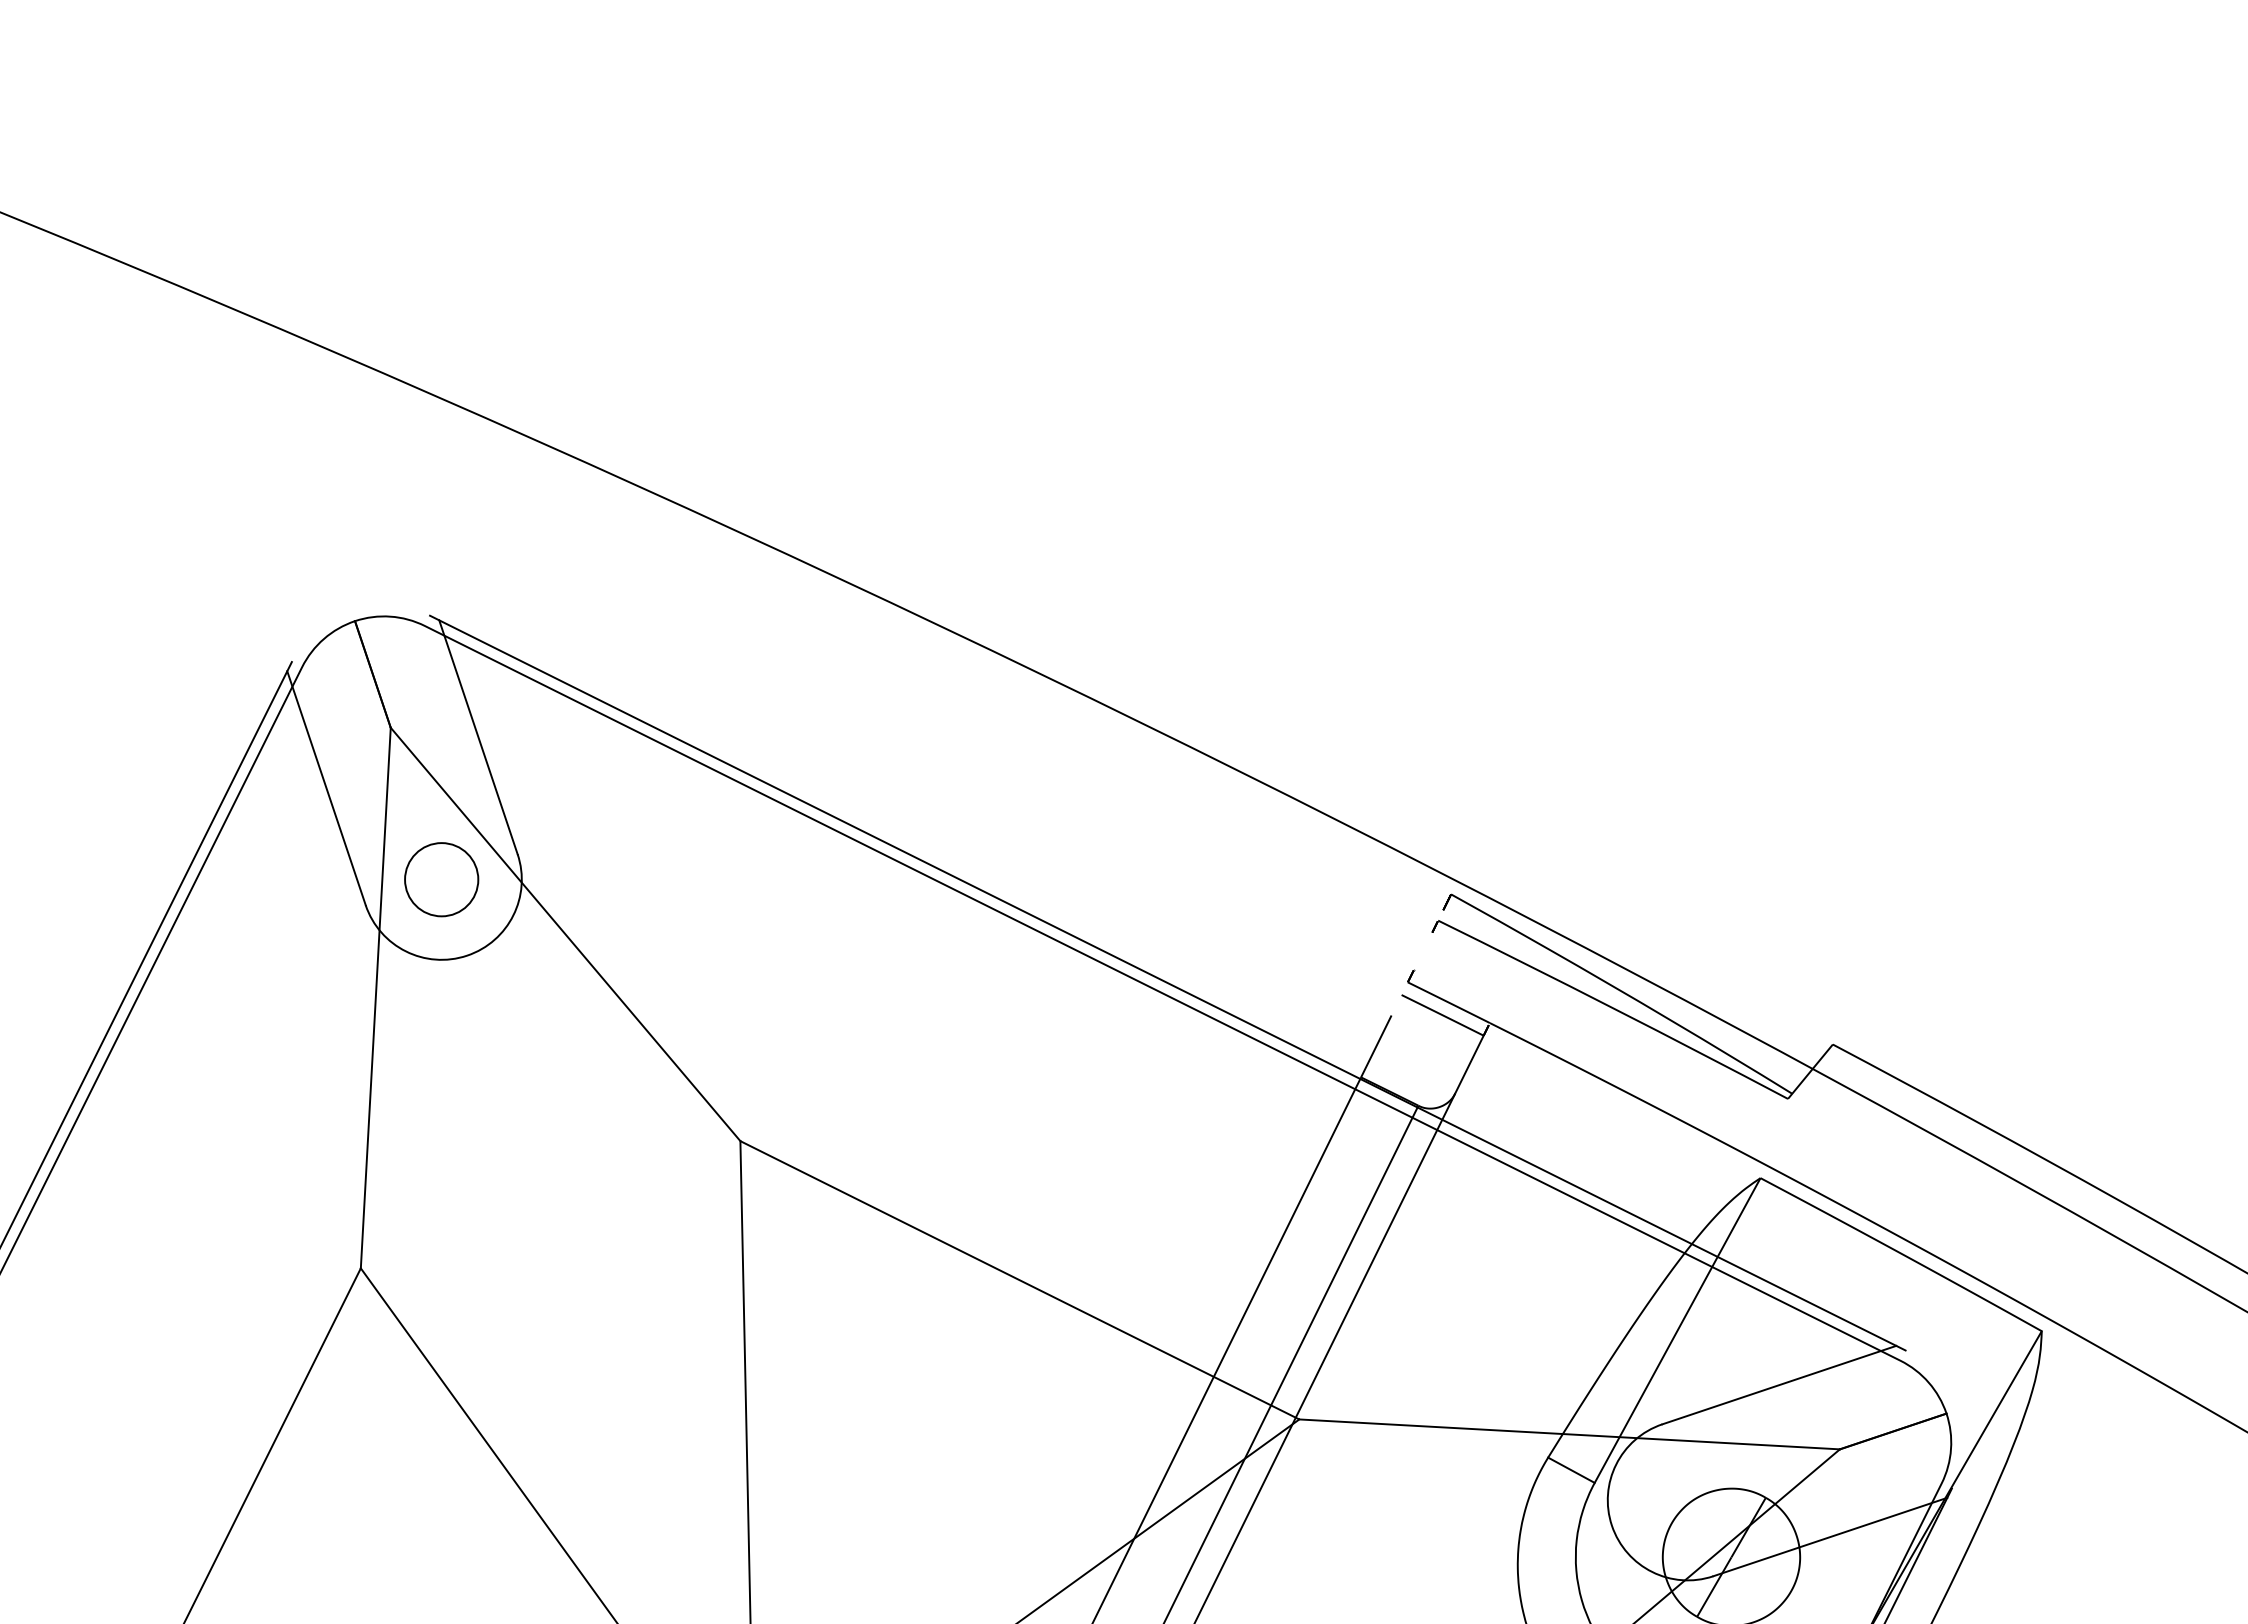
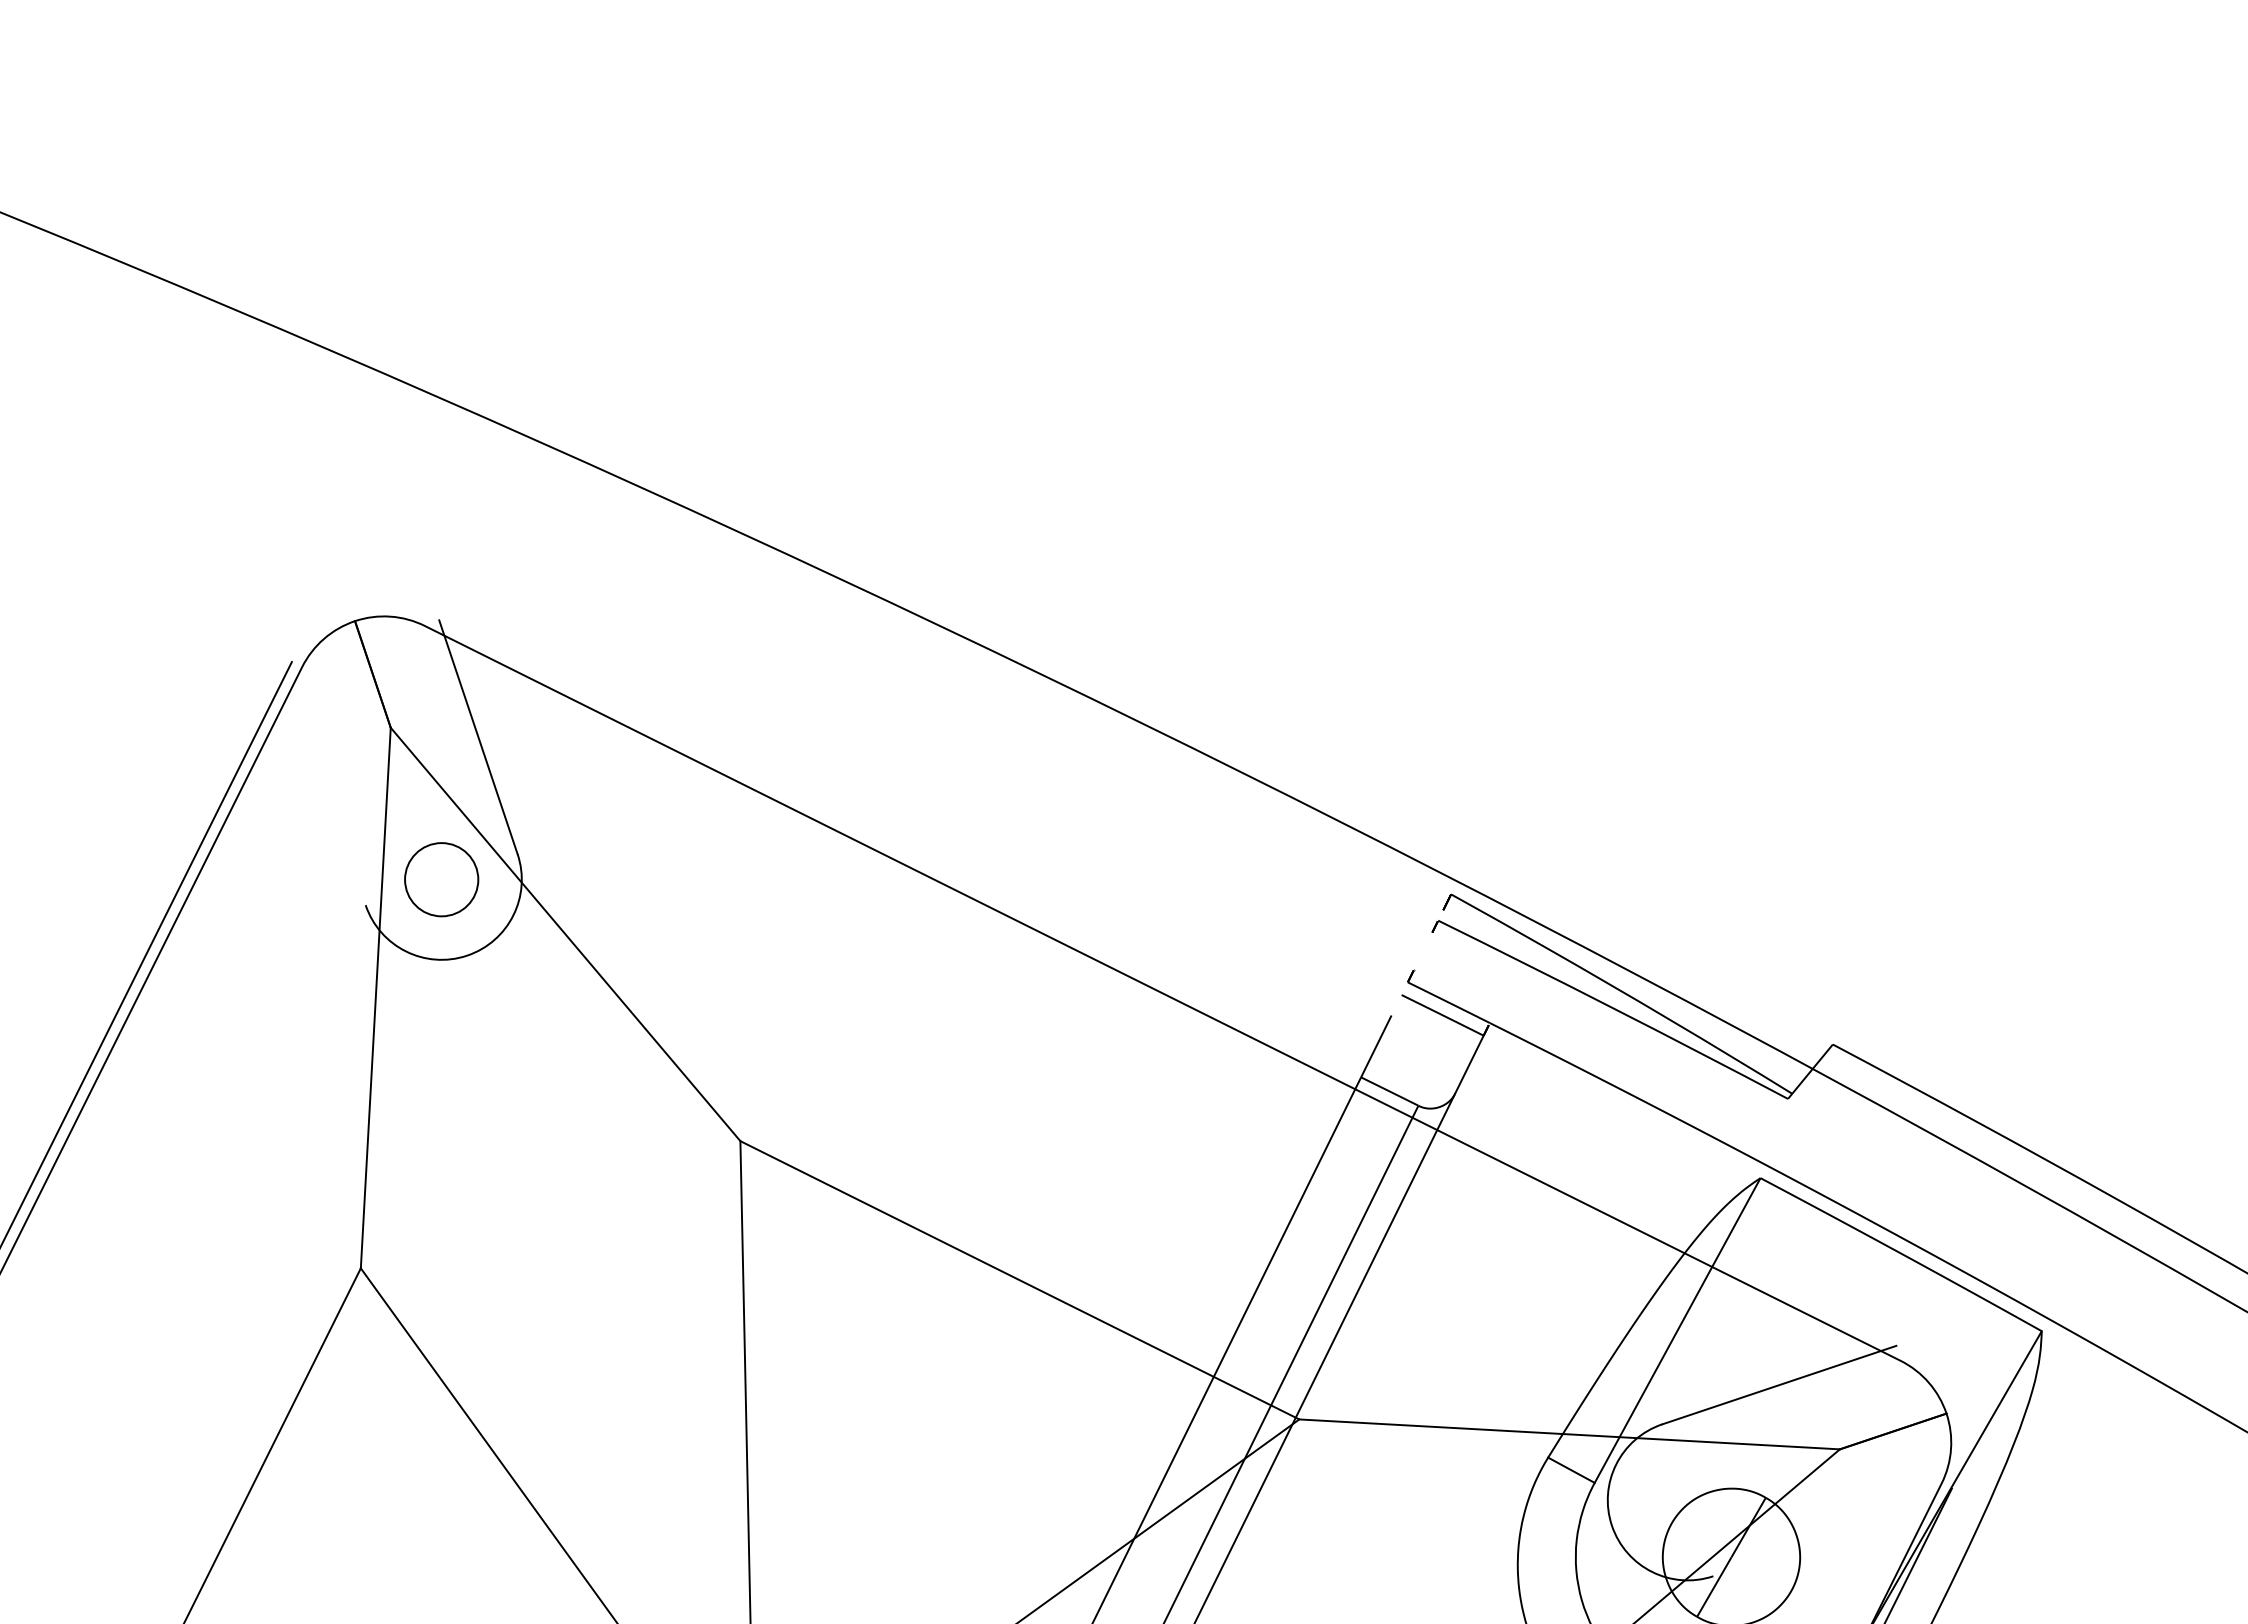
line: present -> none (326, 788)
line: present -> none (1167, 982)
line: present -> none (1830, 1536)
